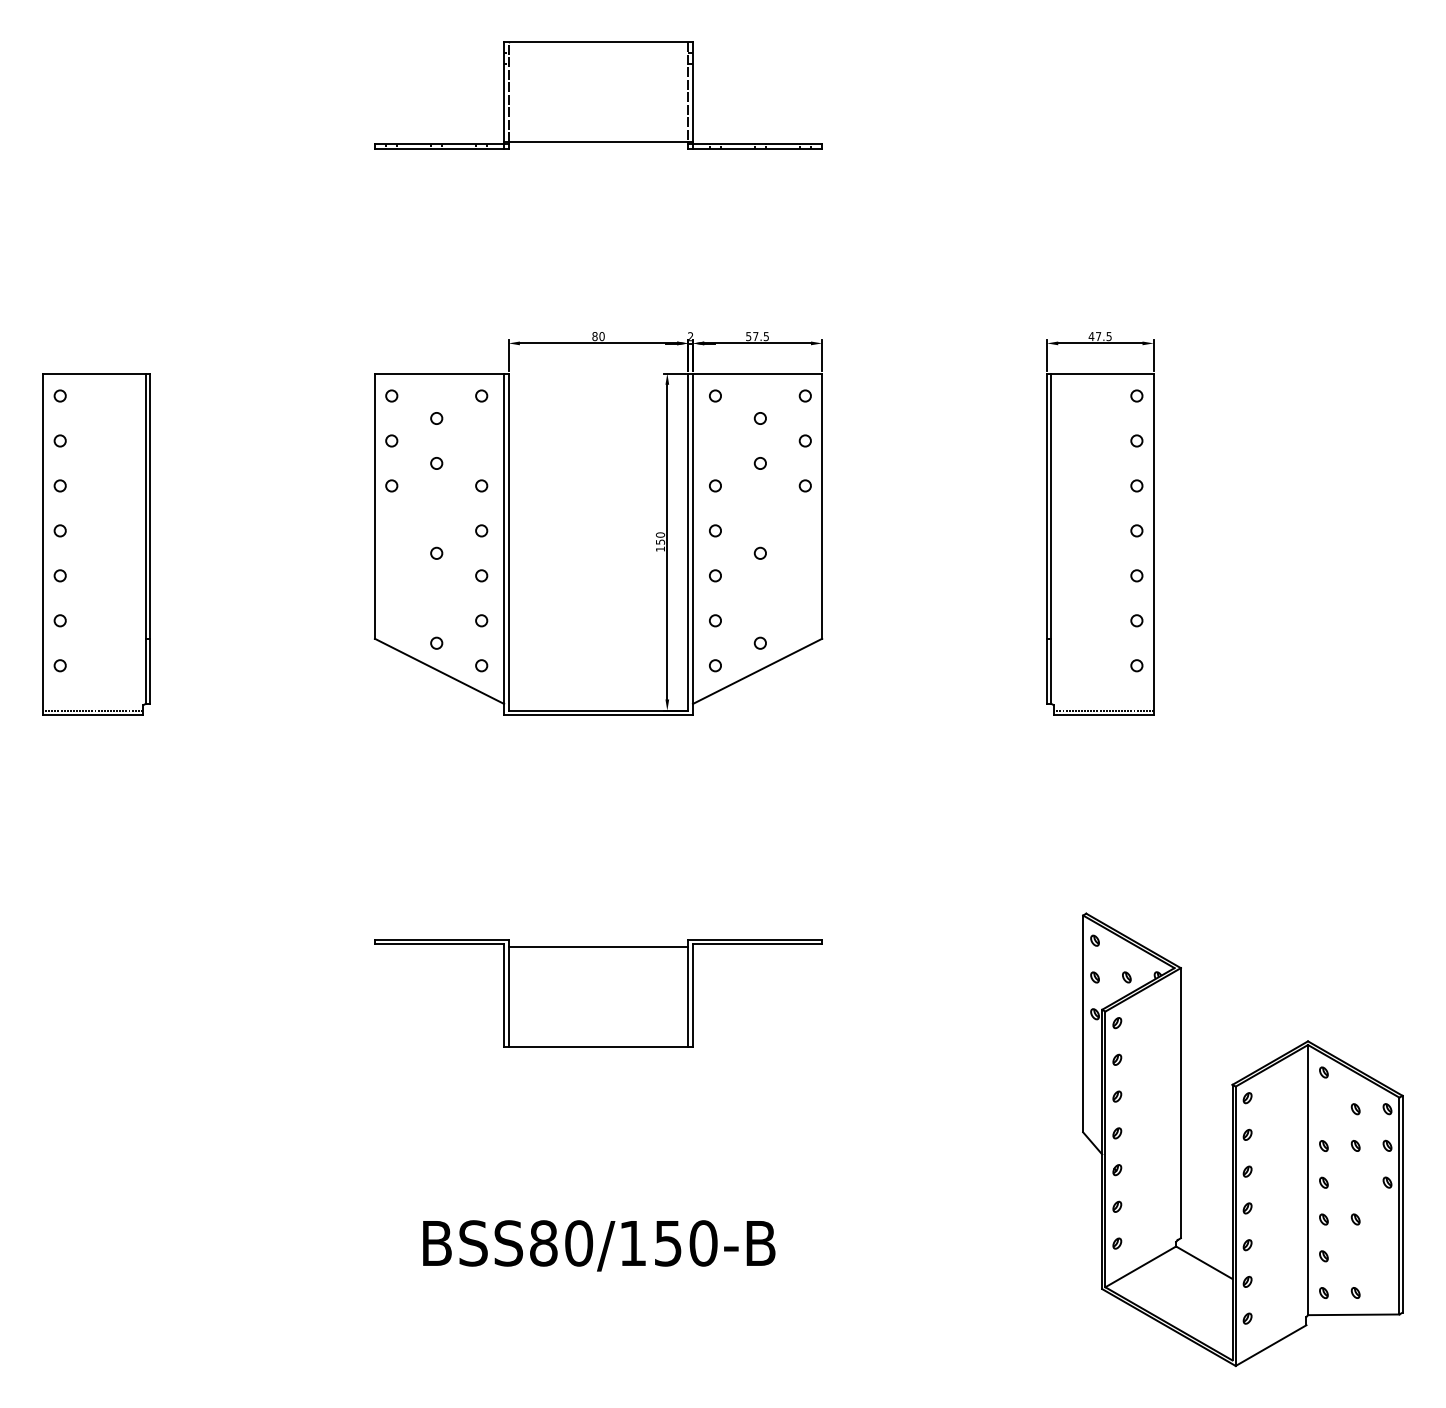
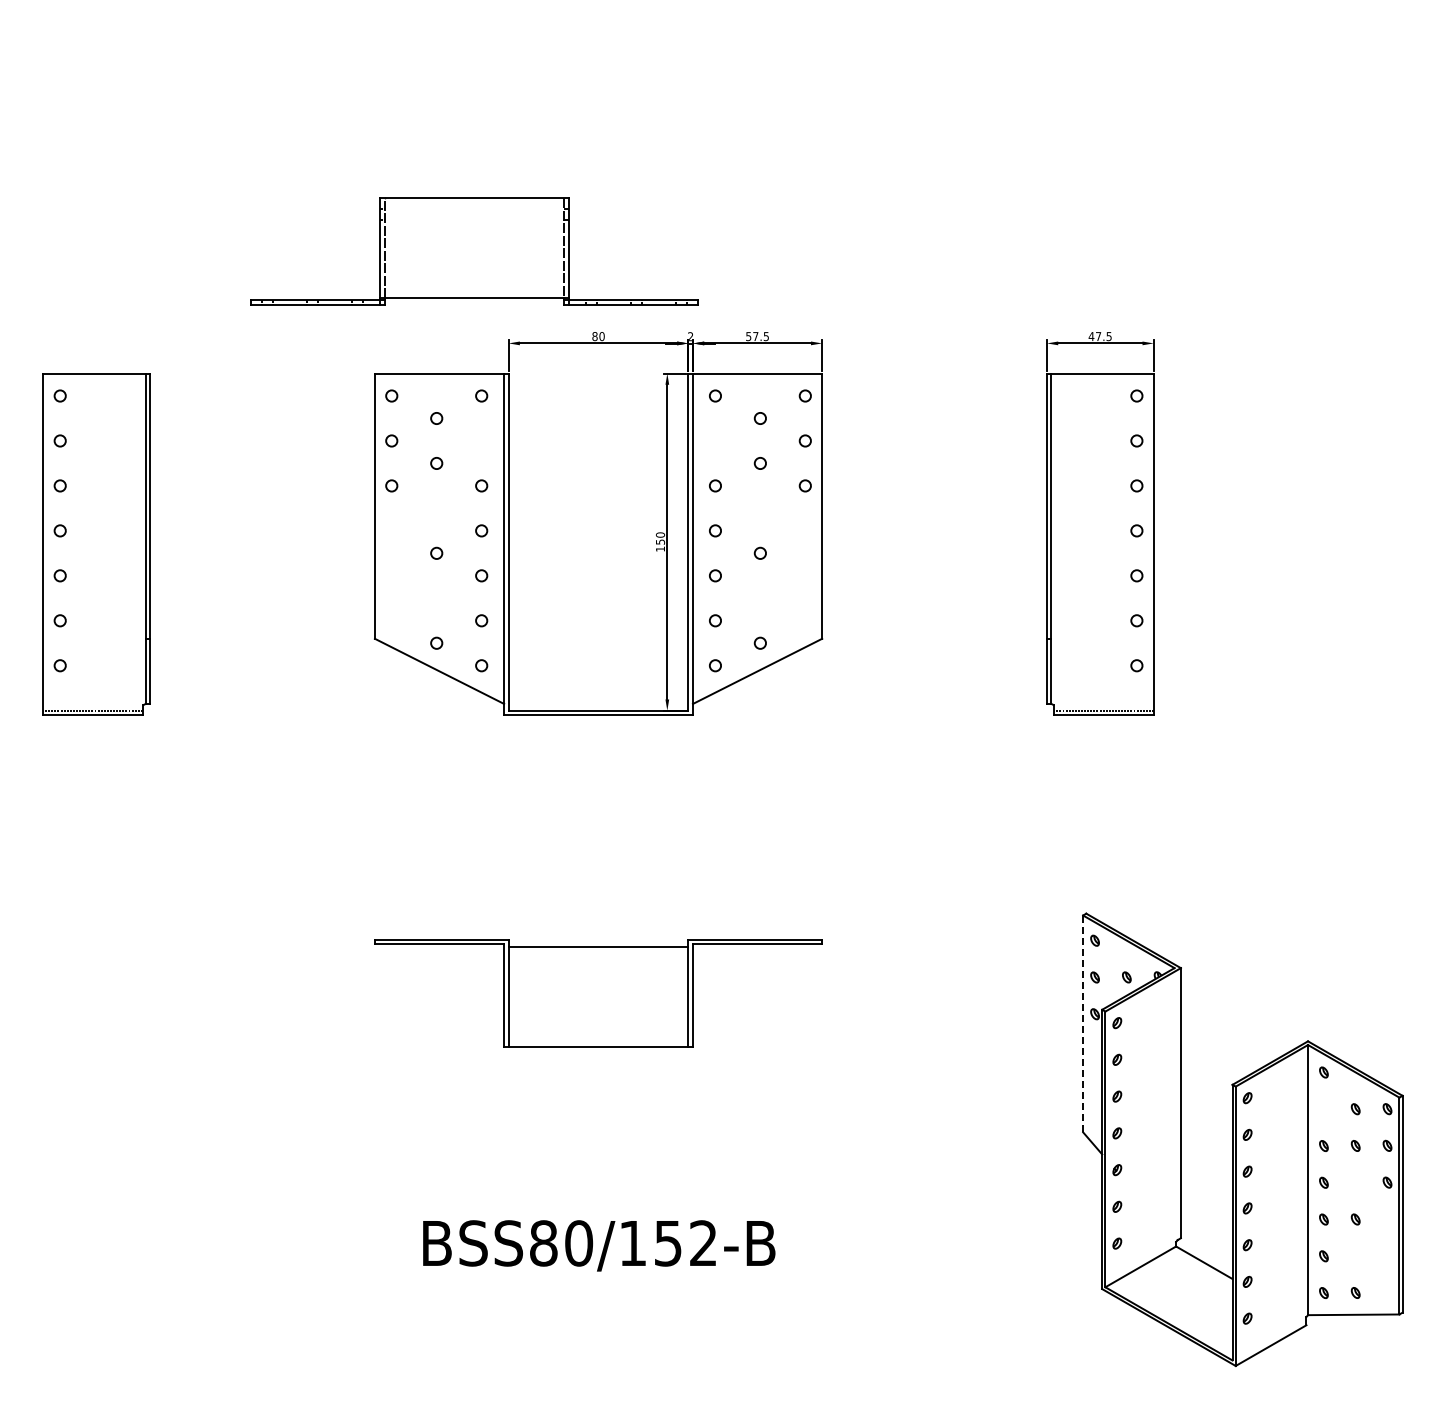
part position: (598, 95) -> (474, 251) (474, 251)
line: solid -> dashed (1083, 1023)
text: BSS80/150-B -> BSS80/152-B (703, 1243)
